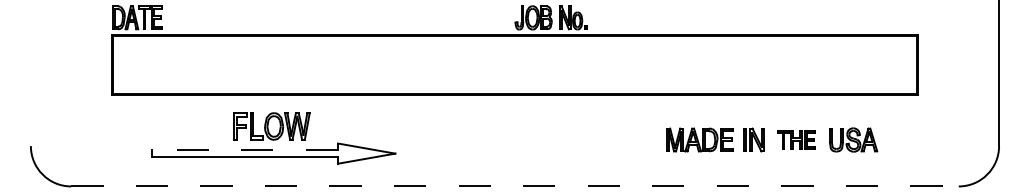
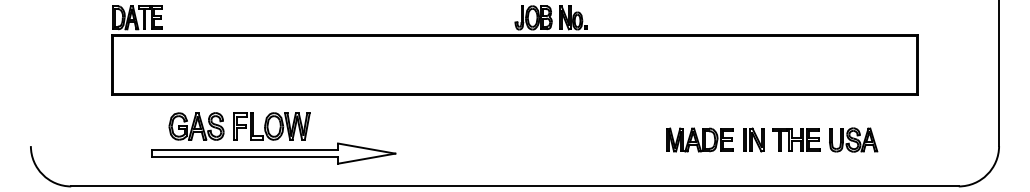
part: none -> present (196, 126)
part size: 39x20 px -> 49x24 px (796, 139)
line: dashed -> solid (245, 150)
line: dashed -> solid (514, 186)
